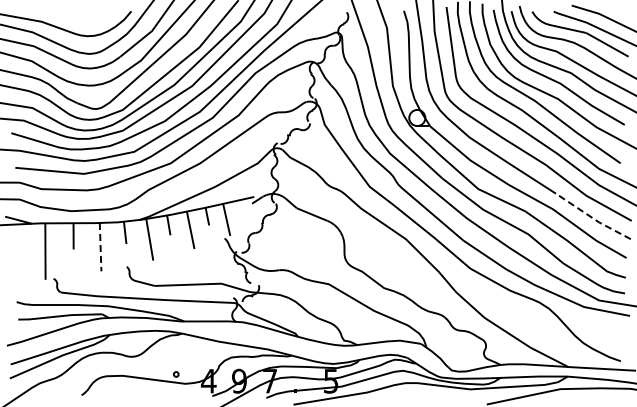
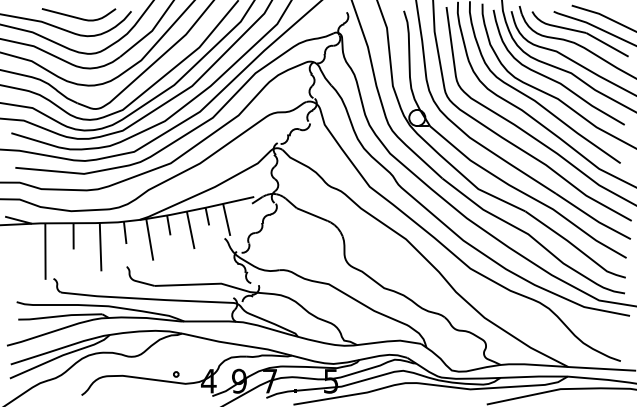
curve: none -> present (76, 16)
line: dashed -> solid (592, 217)
line: dashed -> solid (100, 247)
